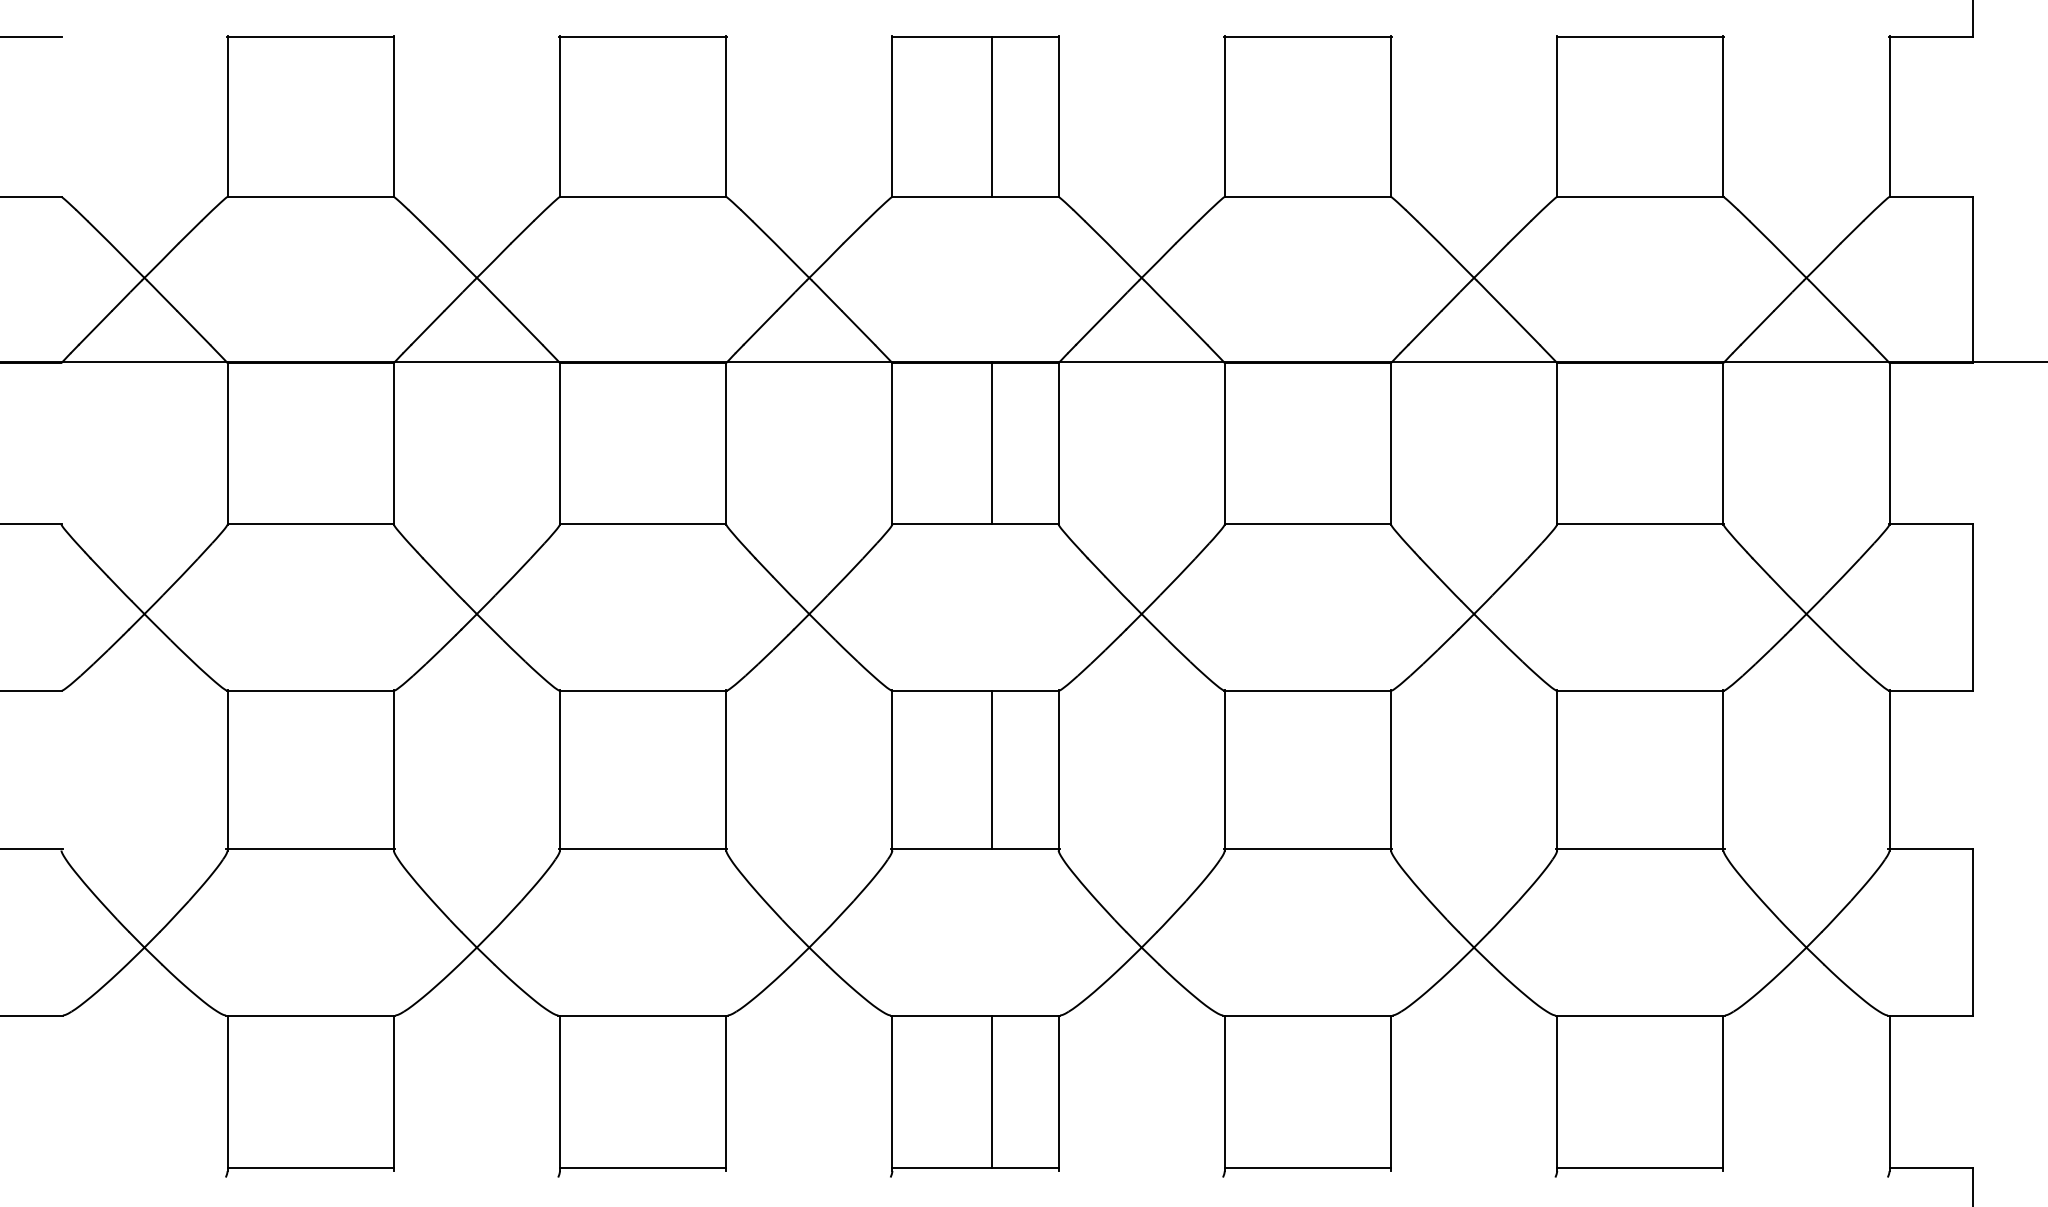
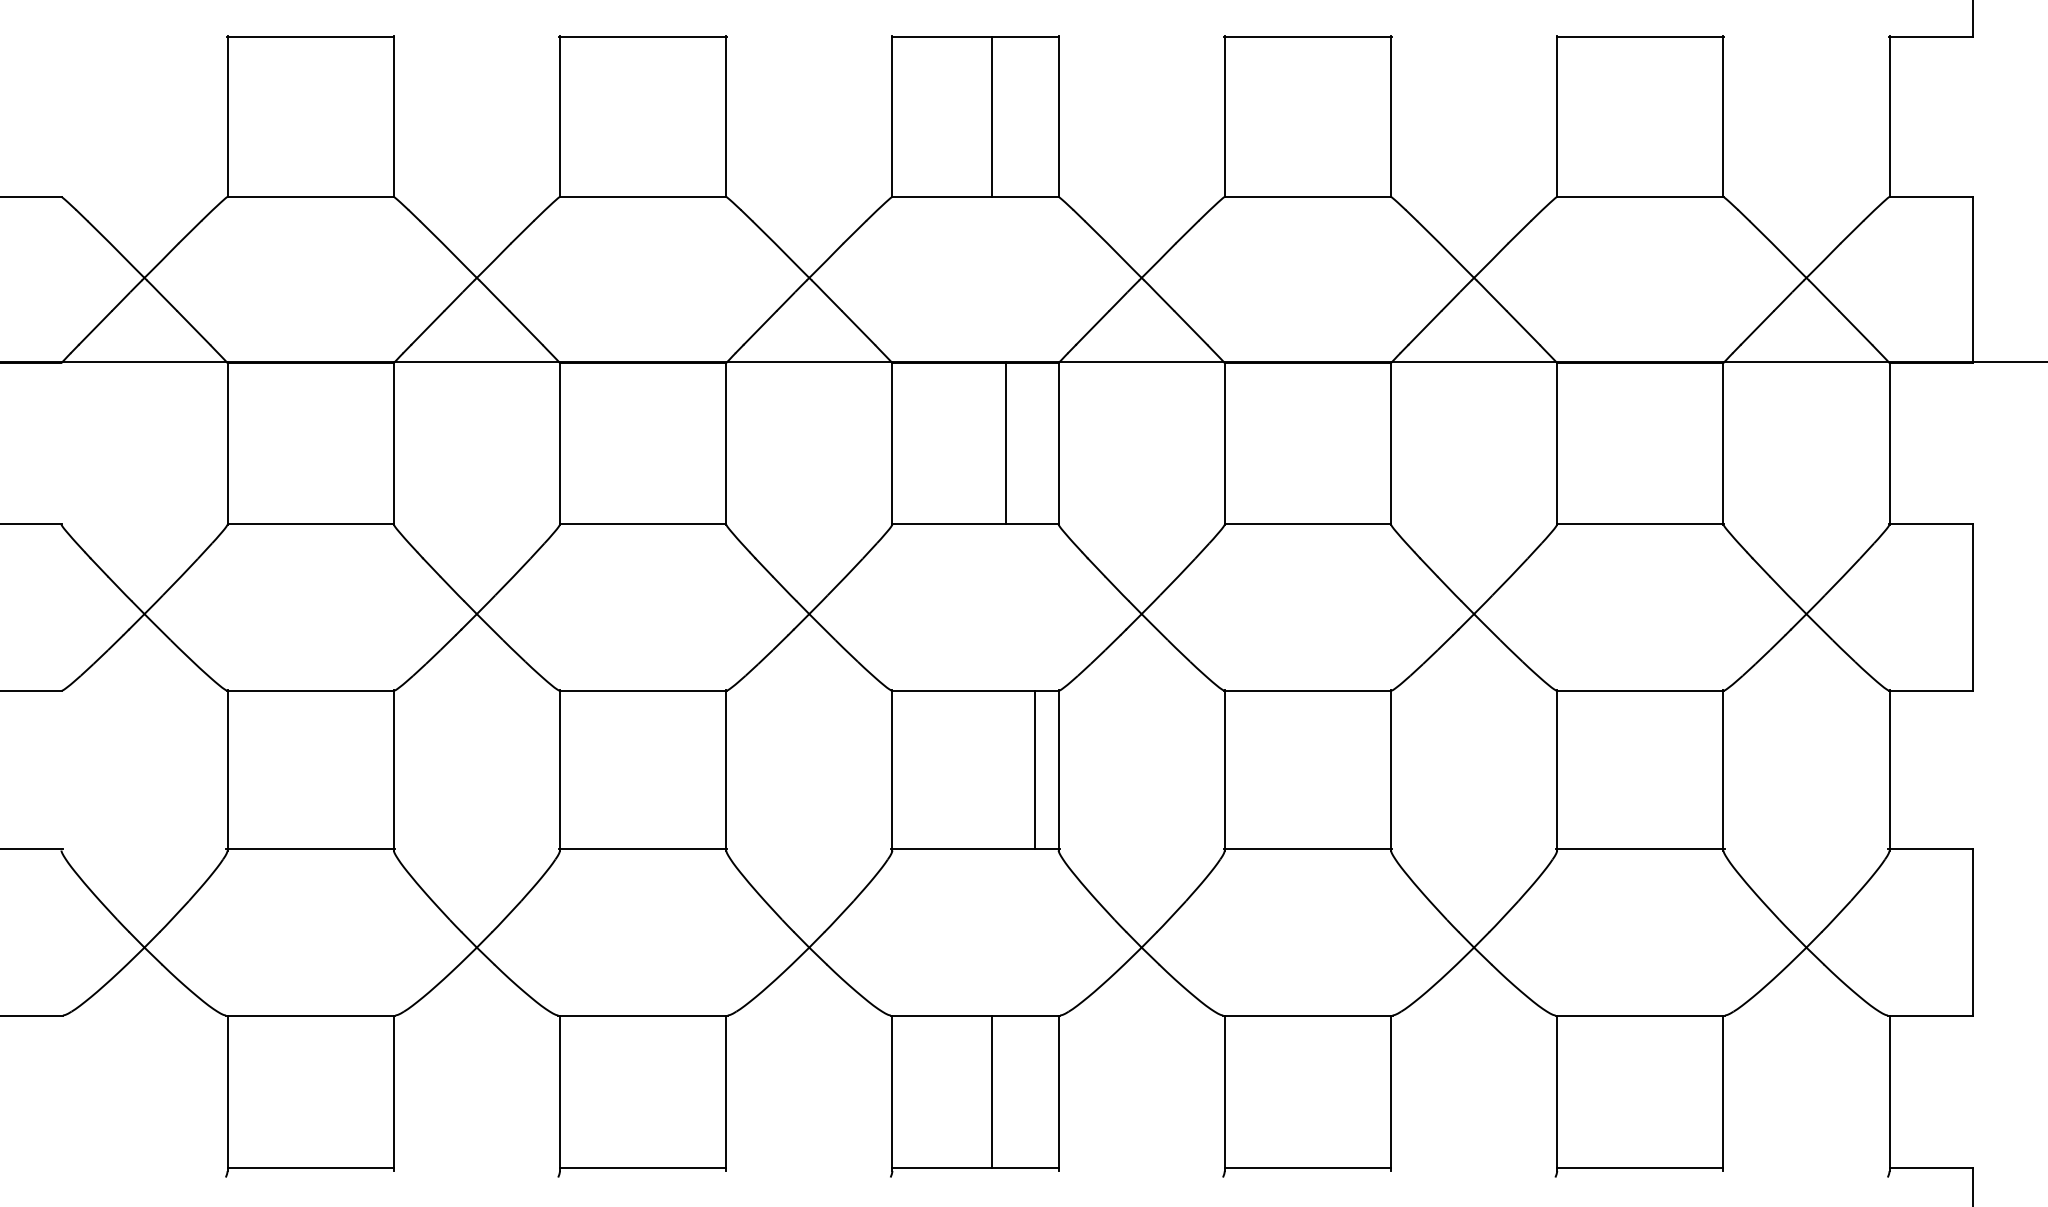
line: present -> none (31, 36)
line position: (992, 443) -> (1006, 443) (1006, 443)
line position: (992, 769) -> (1035, 769) (1035, 769)
